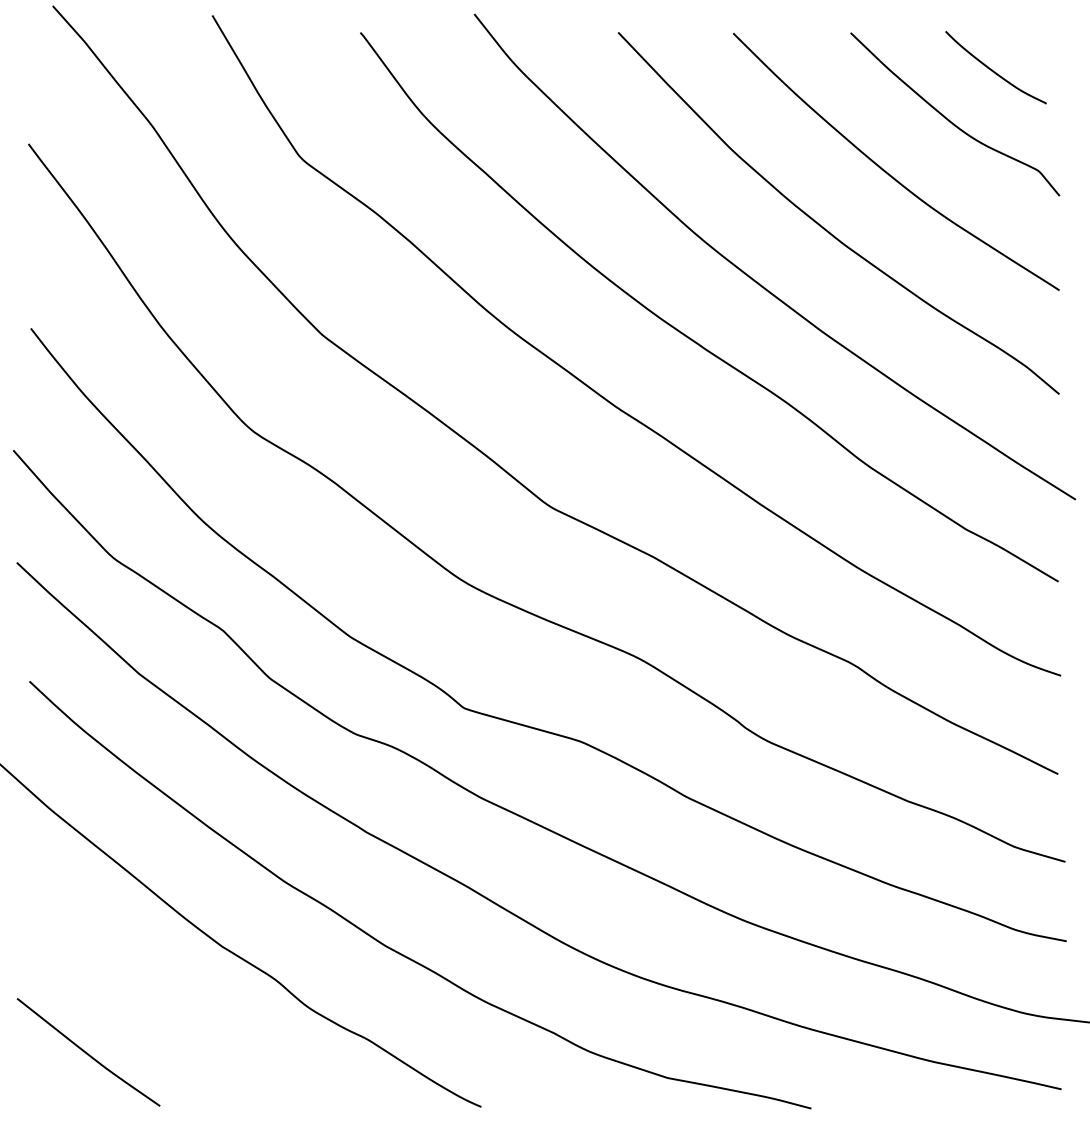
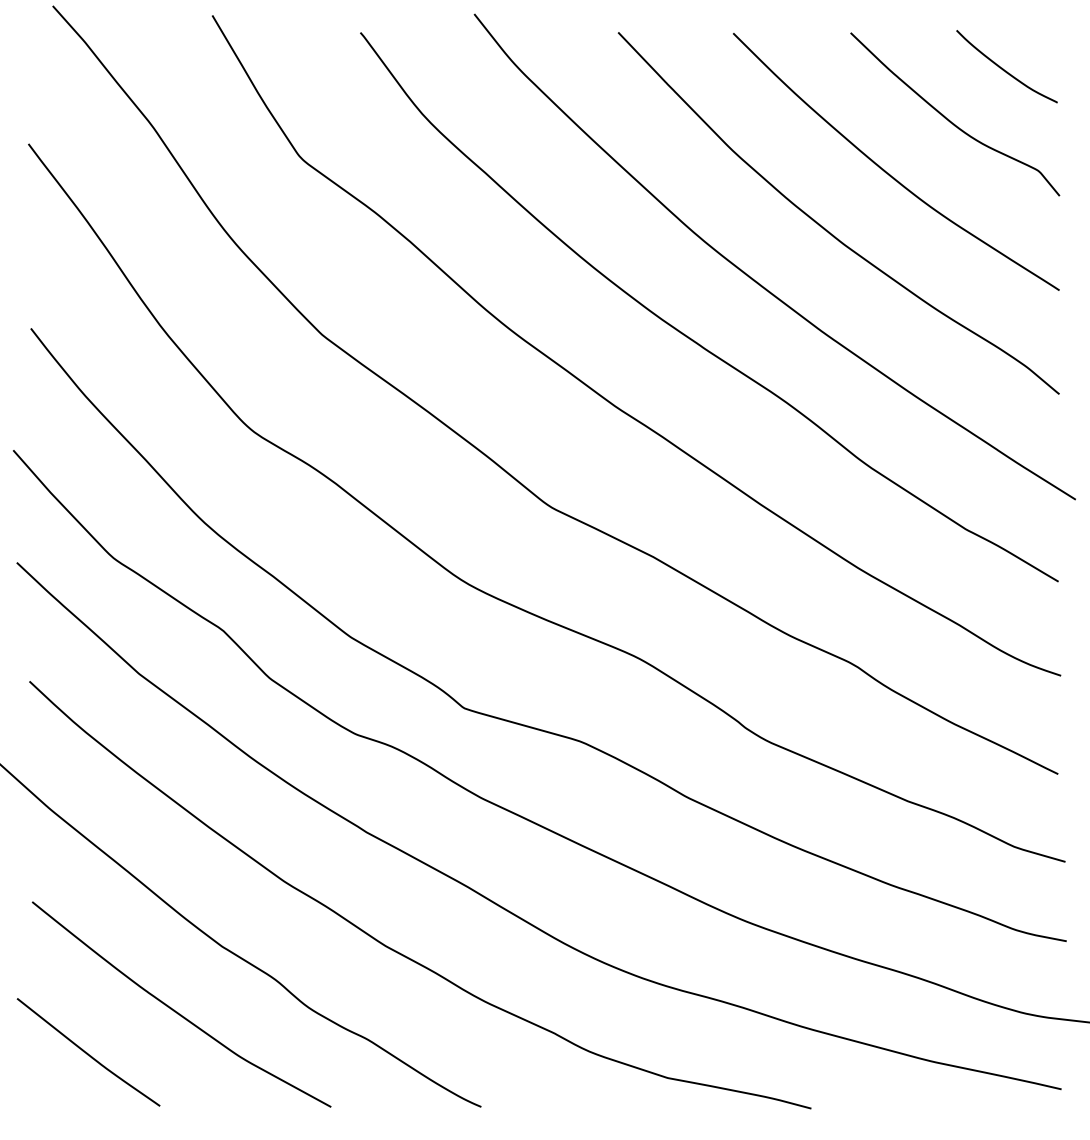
curve position: (992, 69) -> (1003, 68) (1003, 68)
curve: none -> present (177, 1011)
